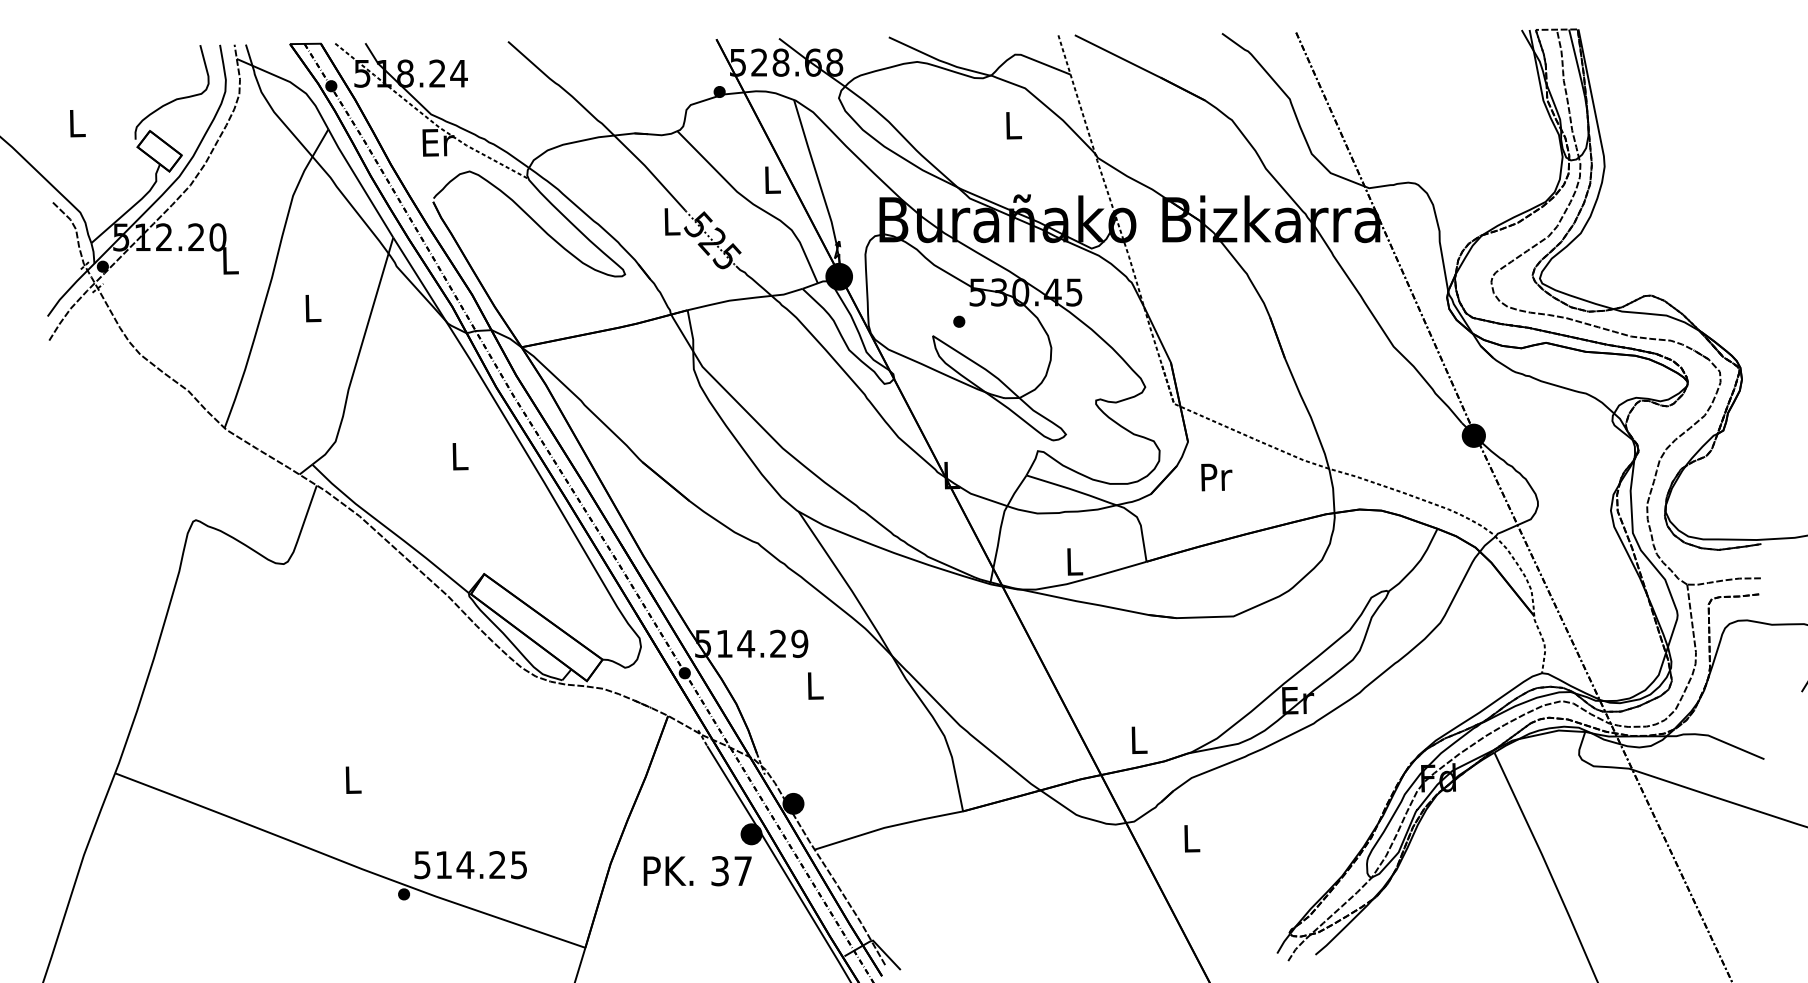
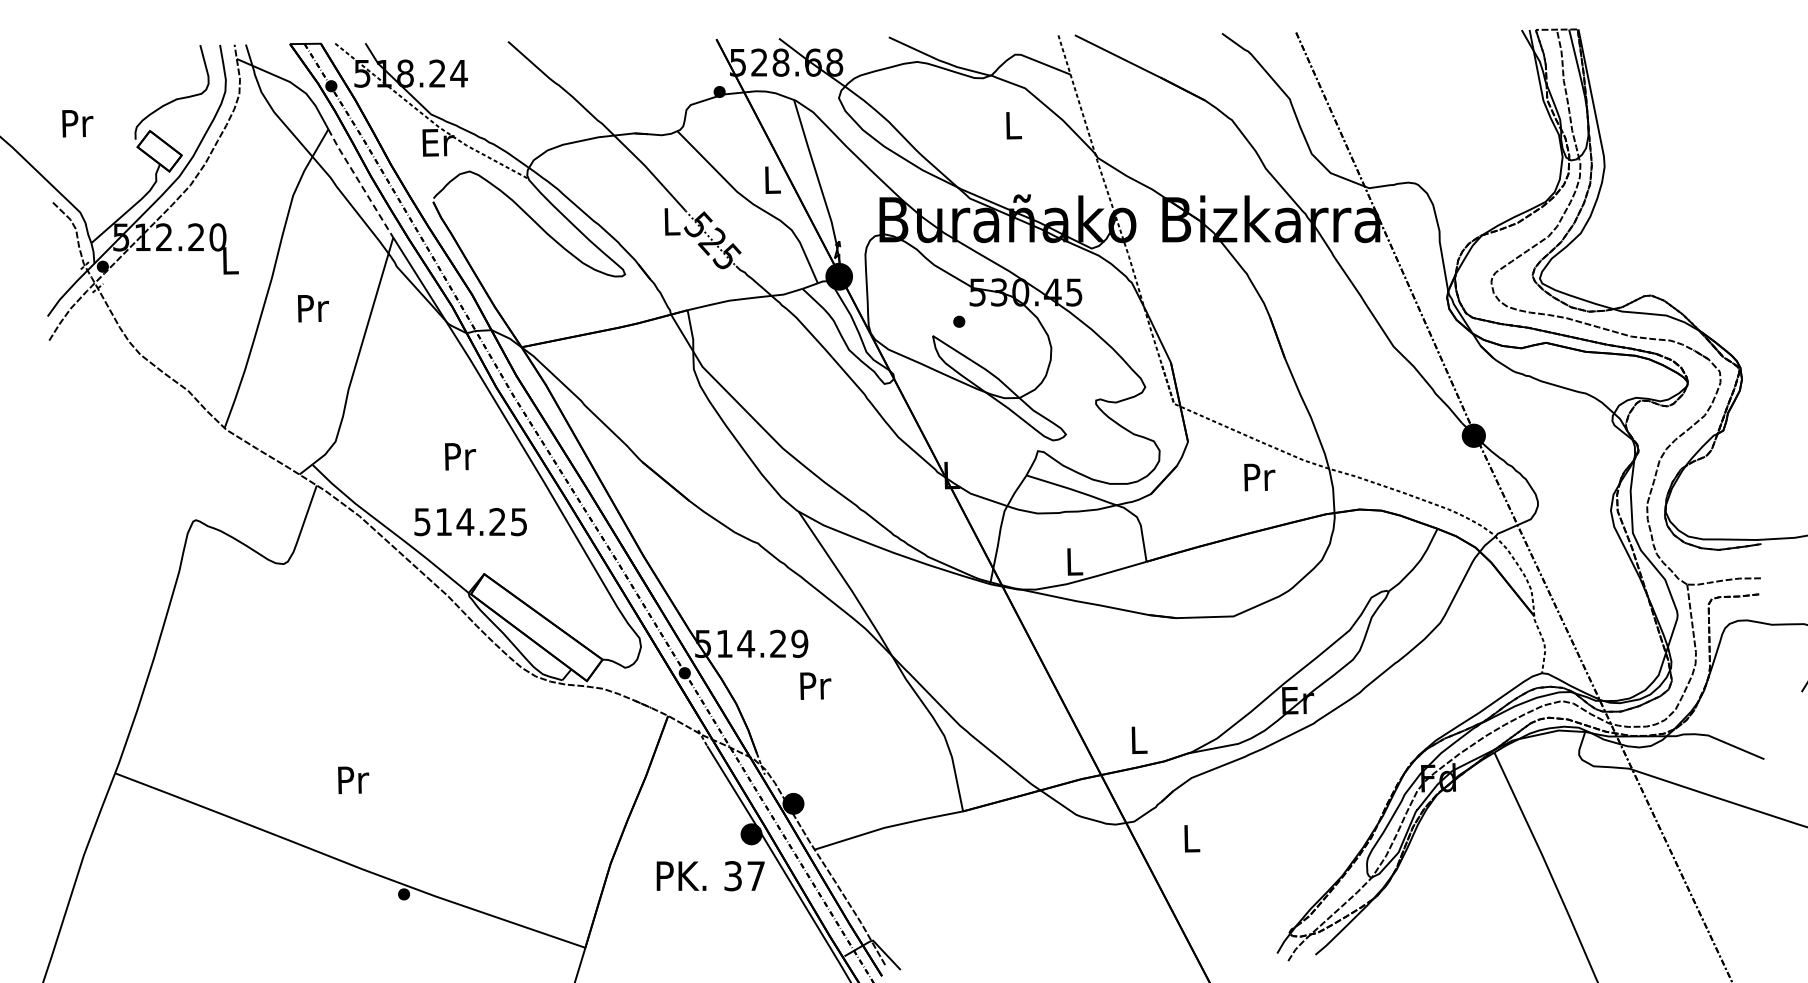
text: L -> Pr (77, 123)
line: solid -> dashed (360, 183)
text: L -> Pr (313, 308)
text: L -> Pr (460, 456)
text position: (1216, 477) -> (1259, 477) (1259, 477)
text: L -> Pr (815, 685)
text: L -> Pr (353, 780)
text position: (470, 865) -> (470, 522) (470, 522)
text position: (697, 871) -> (710, 876) (710, 876)
